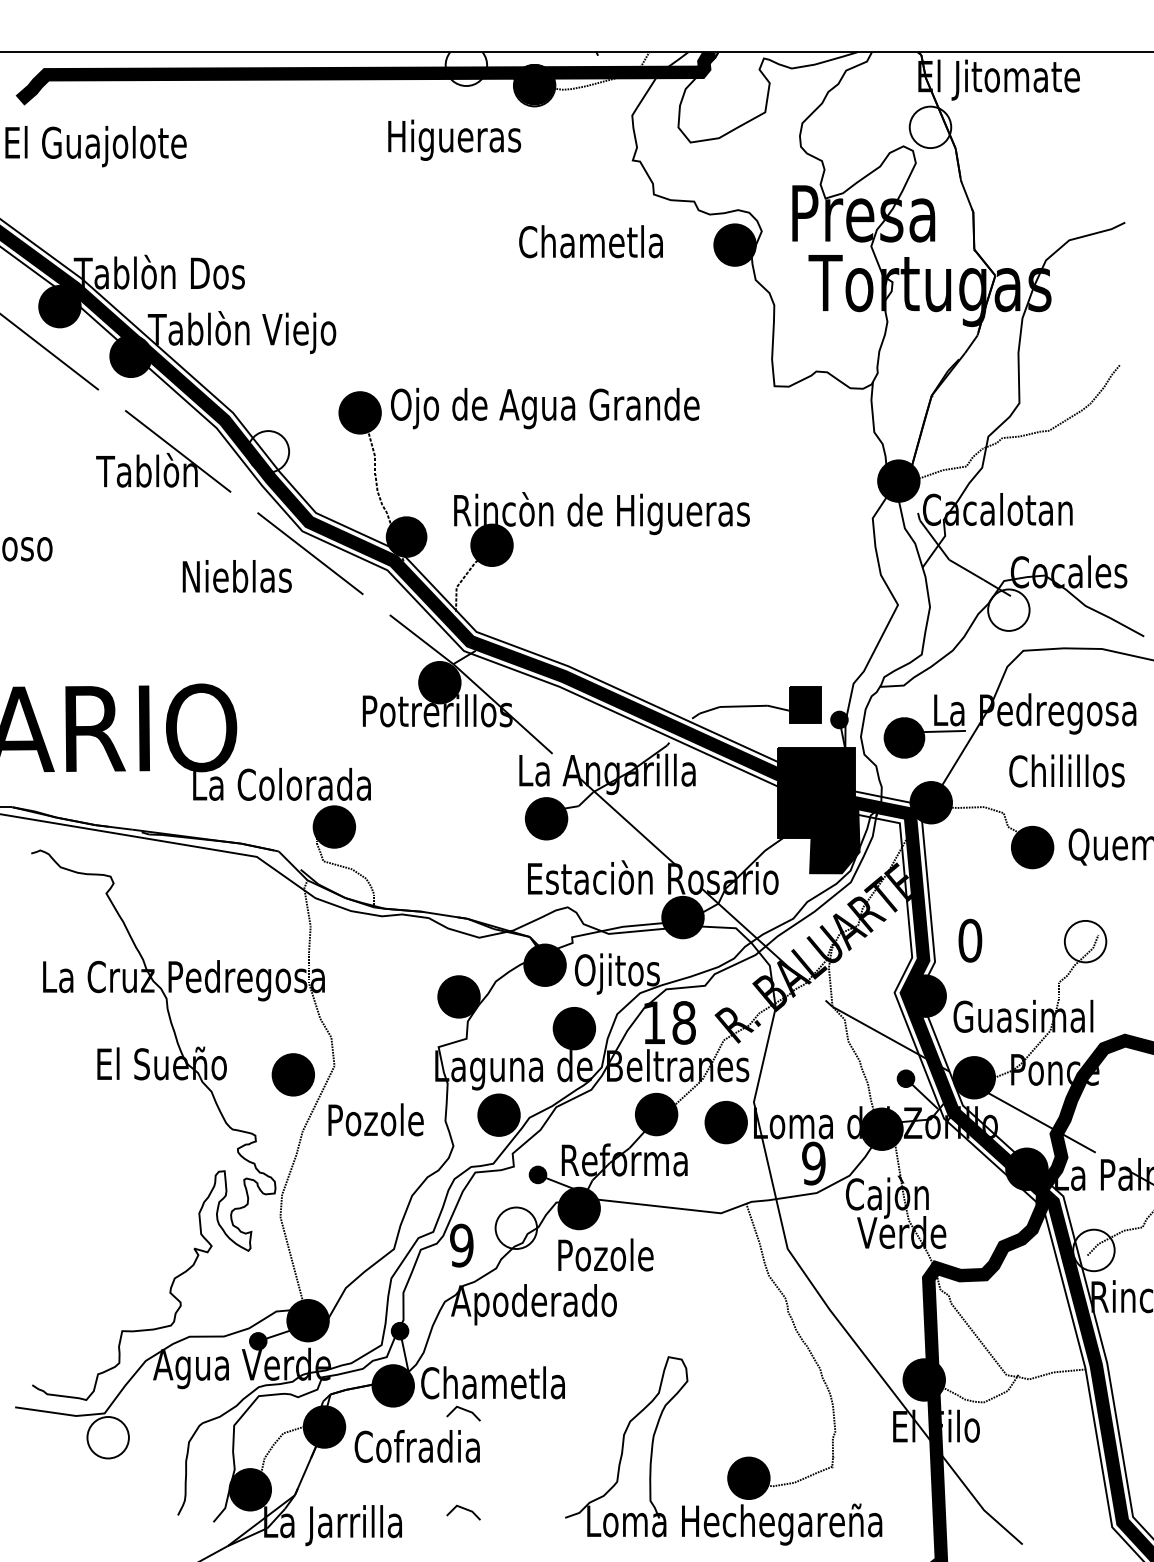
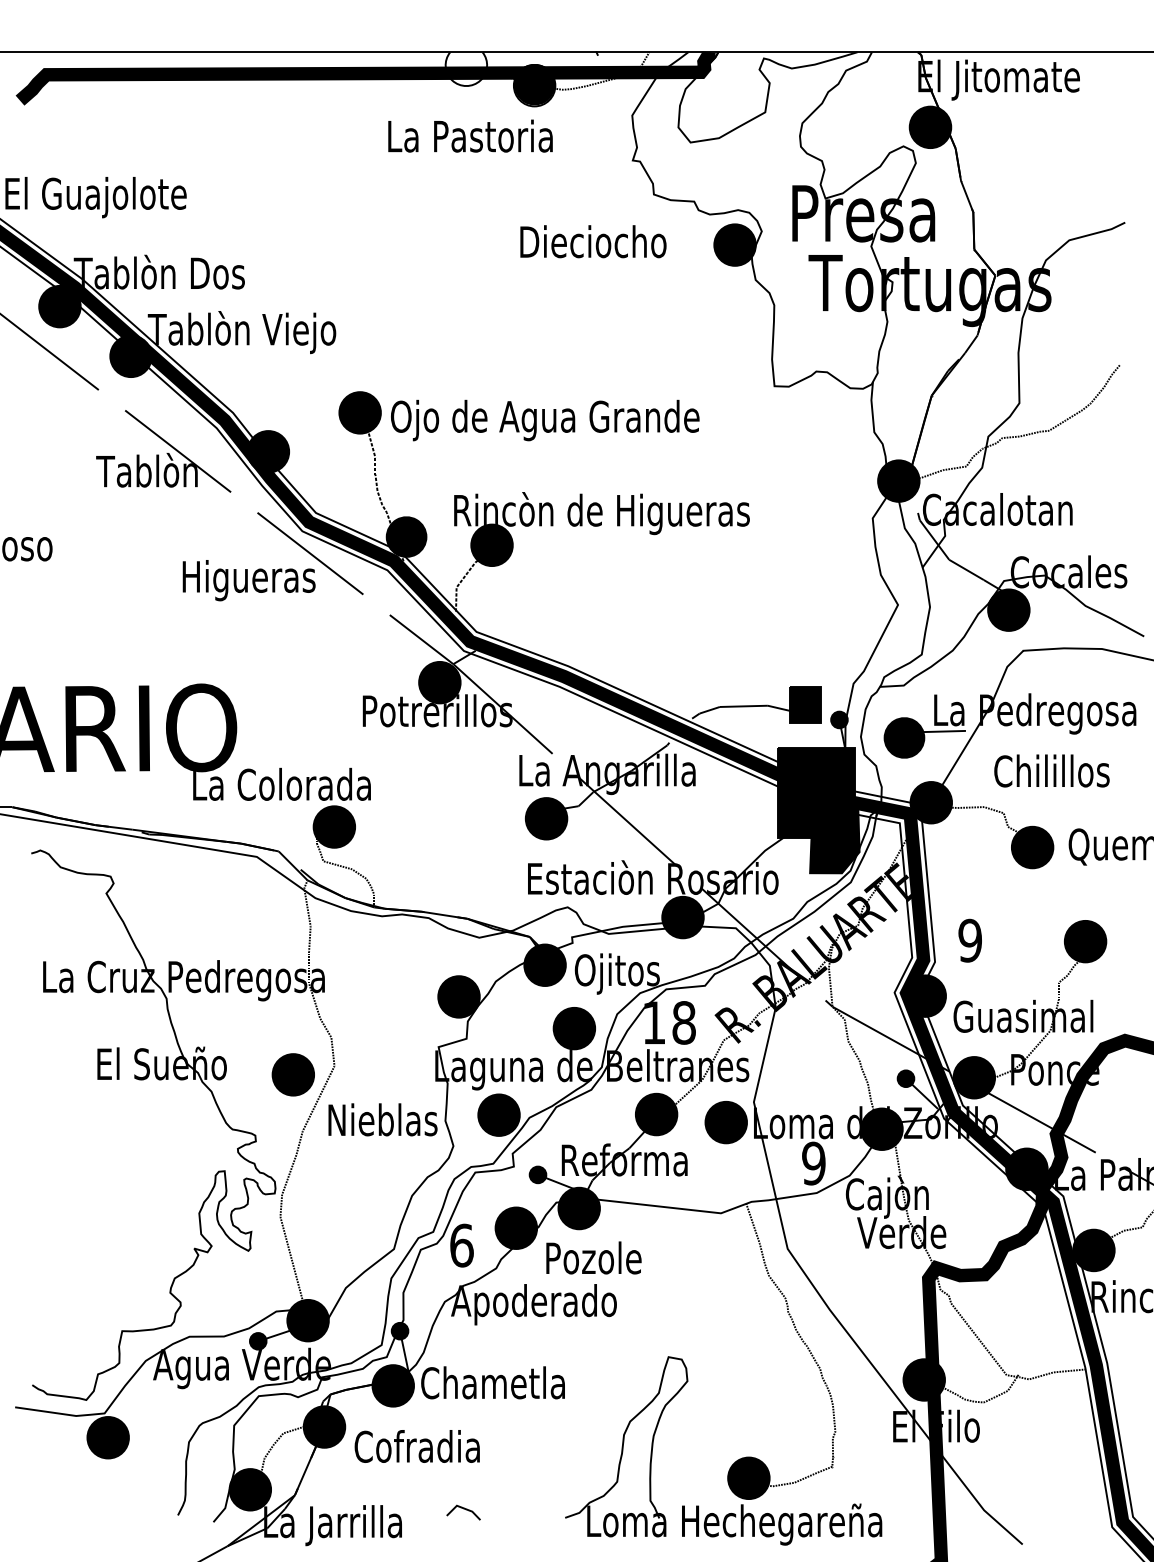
fill: none -> present (930, 127)
text: Higueras -> La Pastoria (471, 139)
text position: (95, 146) -> (95, 197) (95, 197)
text: Chametla -> Dieciocho (592, 241)
text position: (545, 408) -> (545, 420) (545, 420)
fill: none -> present (268, 451)
text: Nieblas -> Higueras (250, 580)
fill: none -> present (1008, 609)
text position: (1066, 770) -> (1051, 770) (1051, 770)
text: 0 -> 9 (970, 940)
fill: none -> present (1085, 941)
text: Pozole -> Nieblas (384, 1119)
fill: none -> present (516, 1228)
text: 9 -> 6 (461, 1245)
fill: none -> present (1093, 1250)
text position: (605, 1254) -> (593, 1257) (593, 1257)
line: present -> none (463, 1410)
fill: none -> present (107, 1437)
